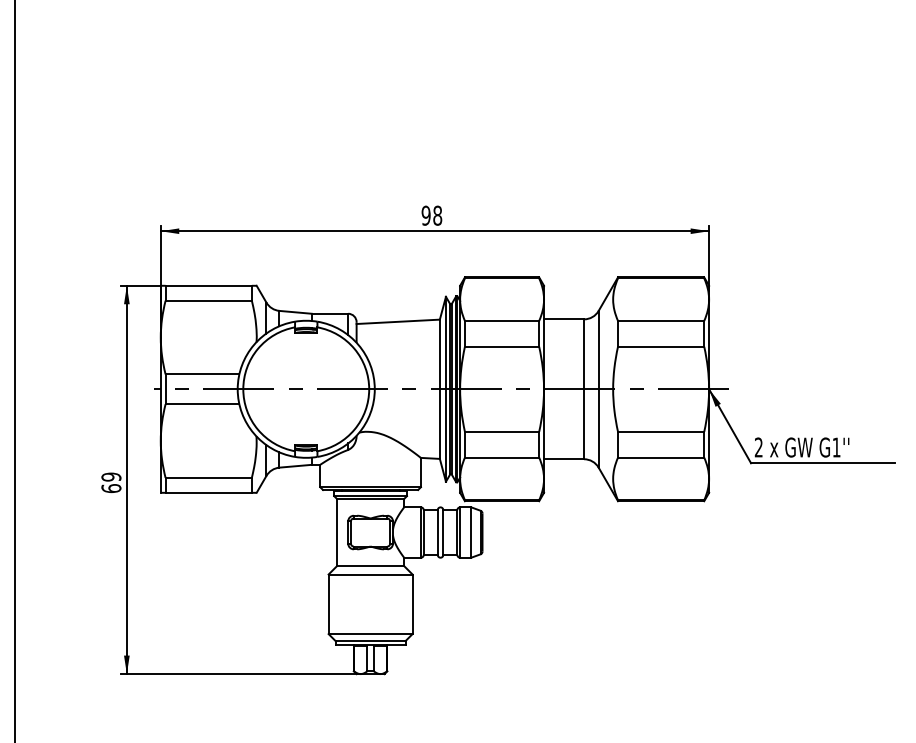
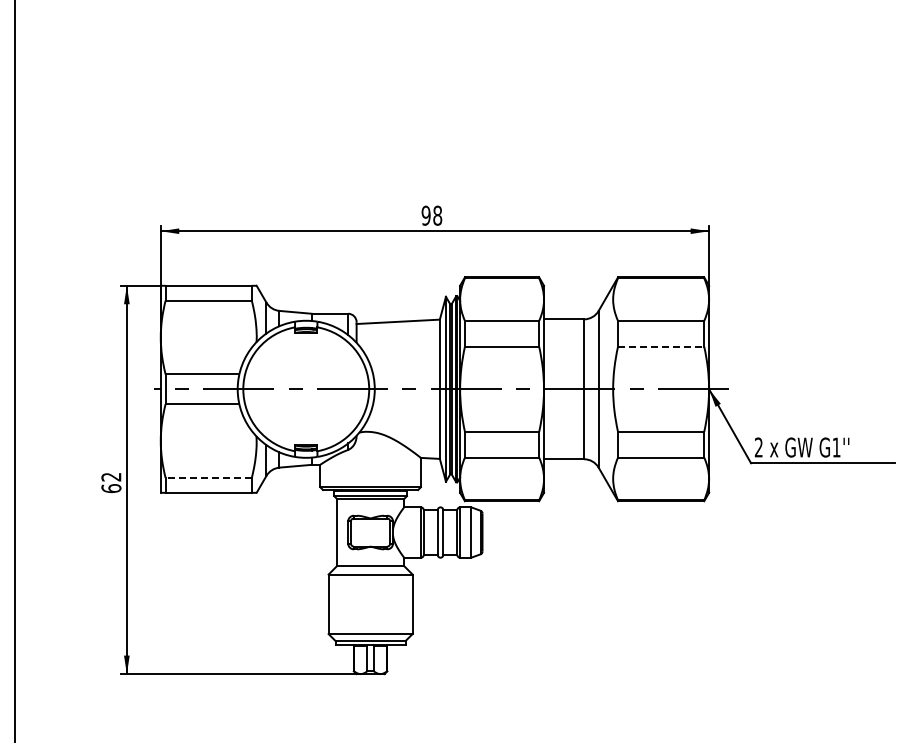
line: solid -> dashed (661, 346)
text: 69 -> 62 (111, 476)
line: solid -> dashed (208, 477)
